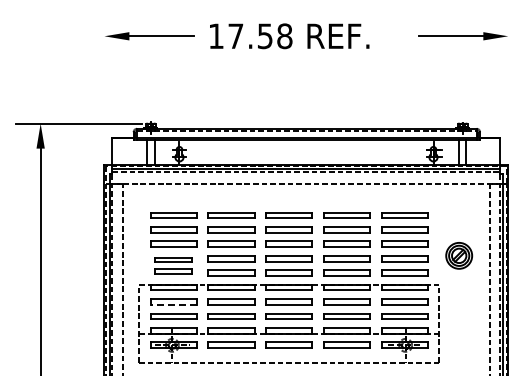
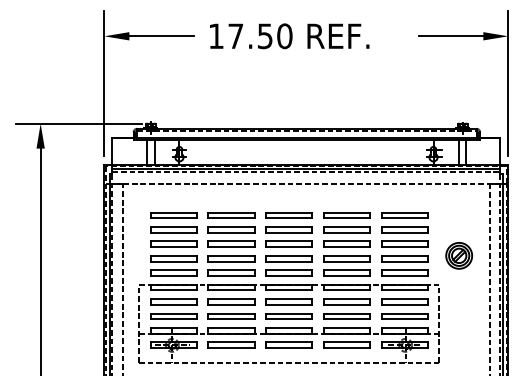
text: 17.58 -> 17.50 (284, 35)
line: none -> present (104, 83)
line: none -> present (508, 83)
part size: 39x18 px -> 48x22 px (173, 265)
line: dashed -> solid (173, 304)
